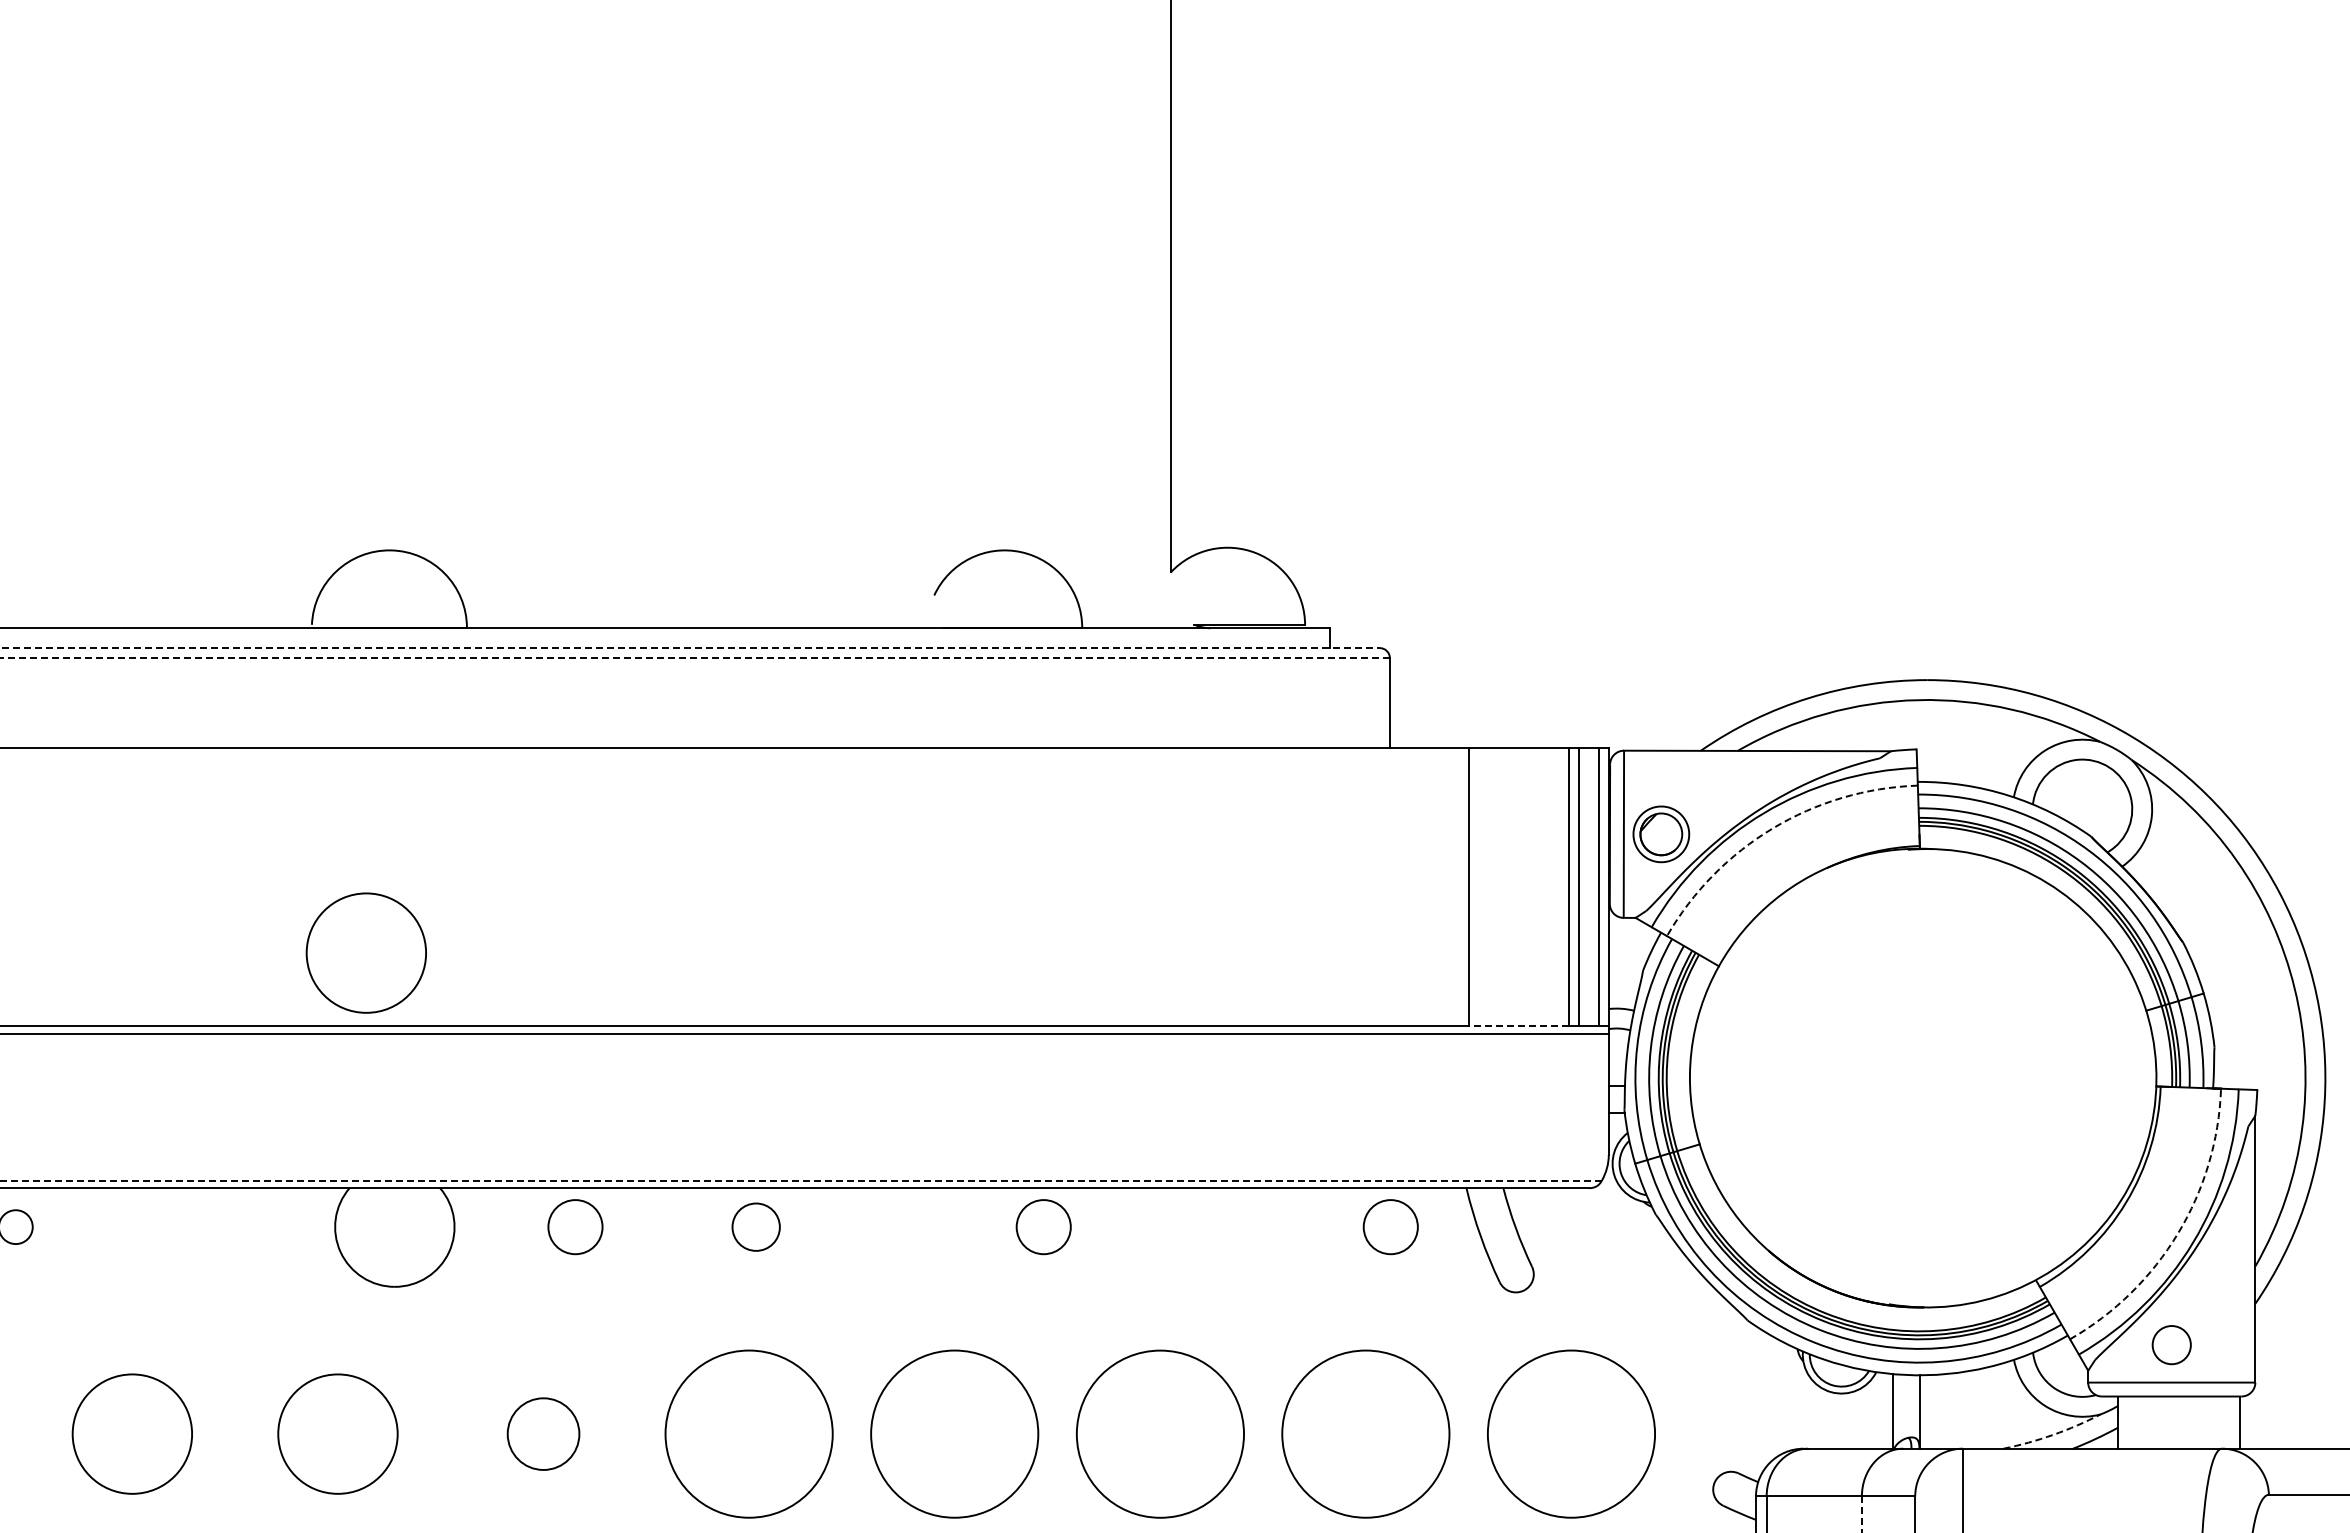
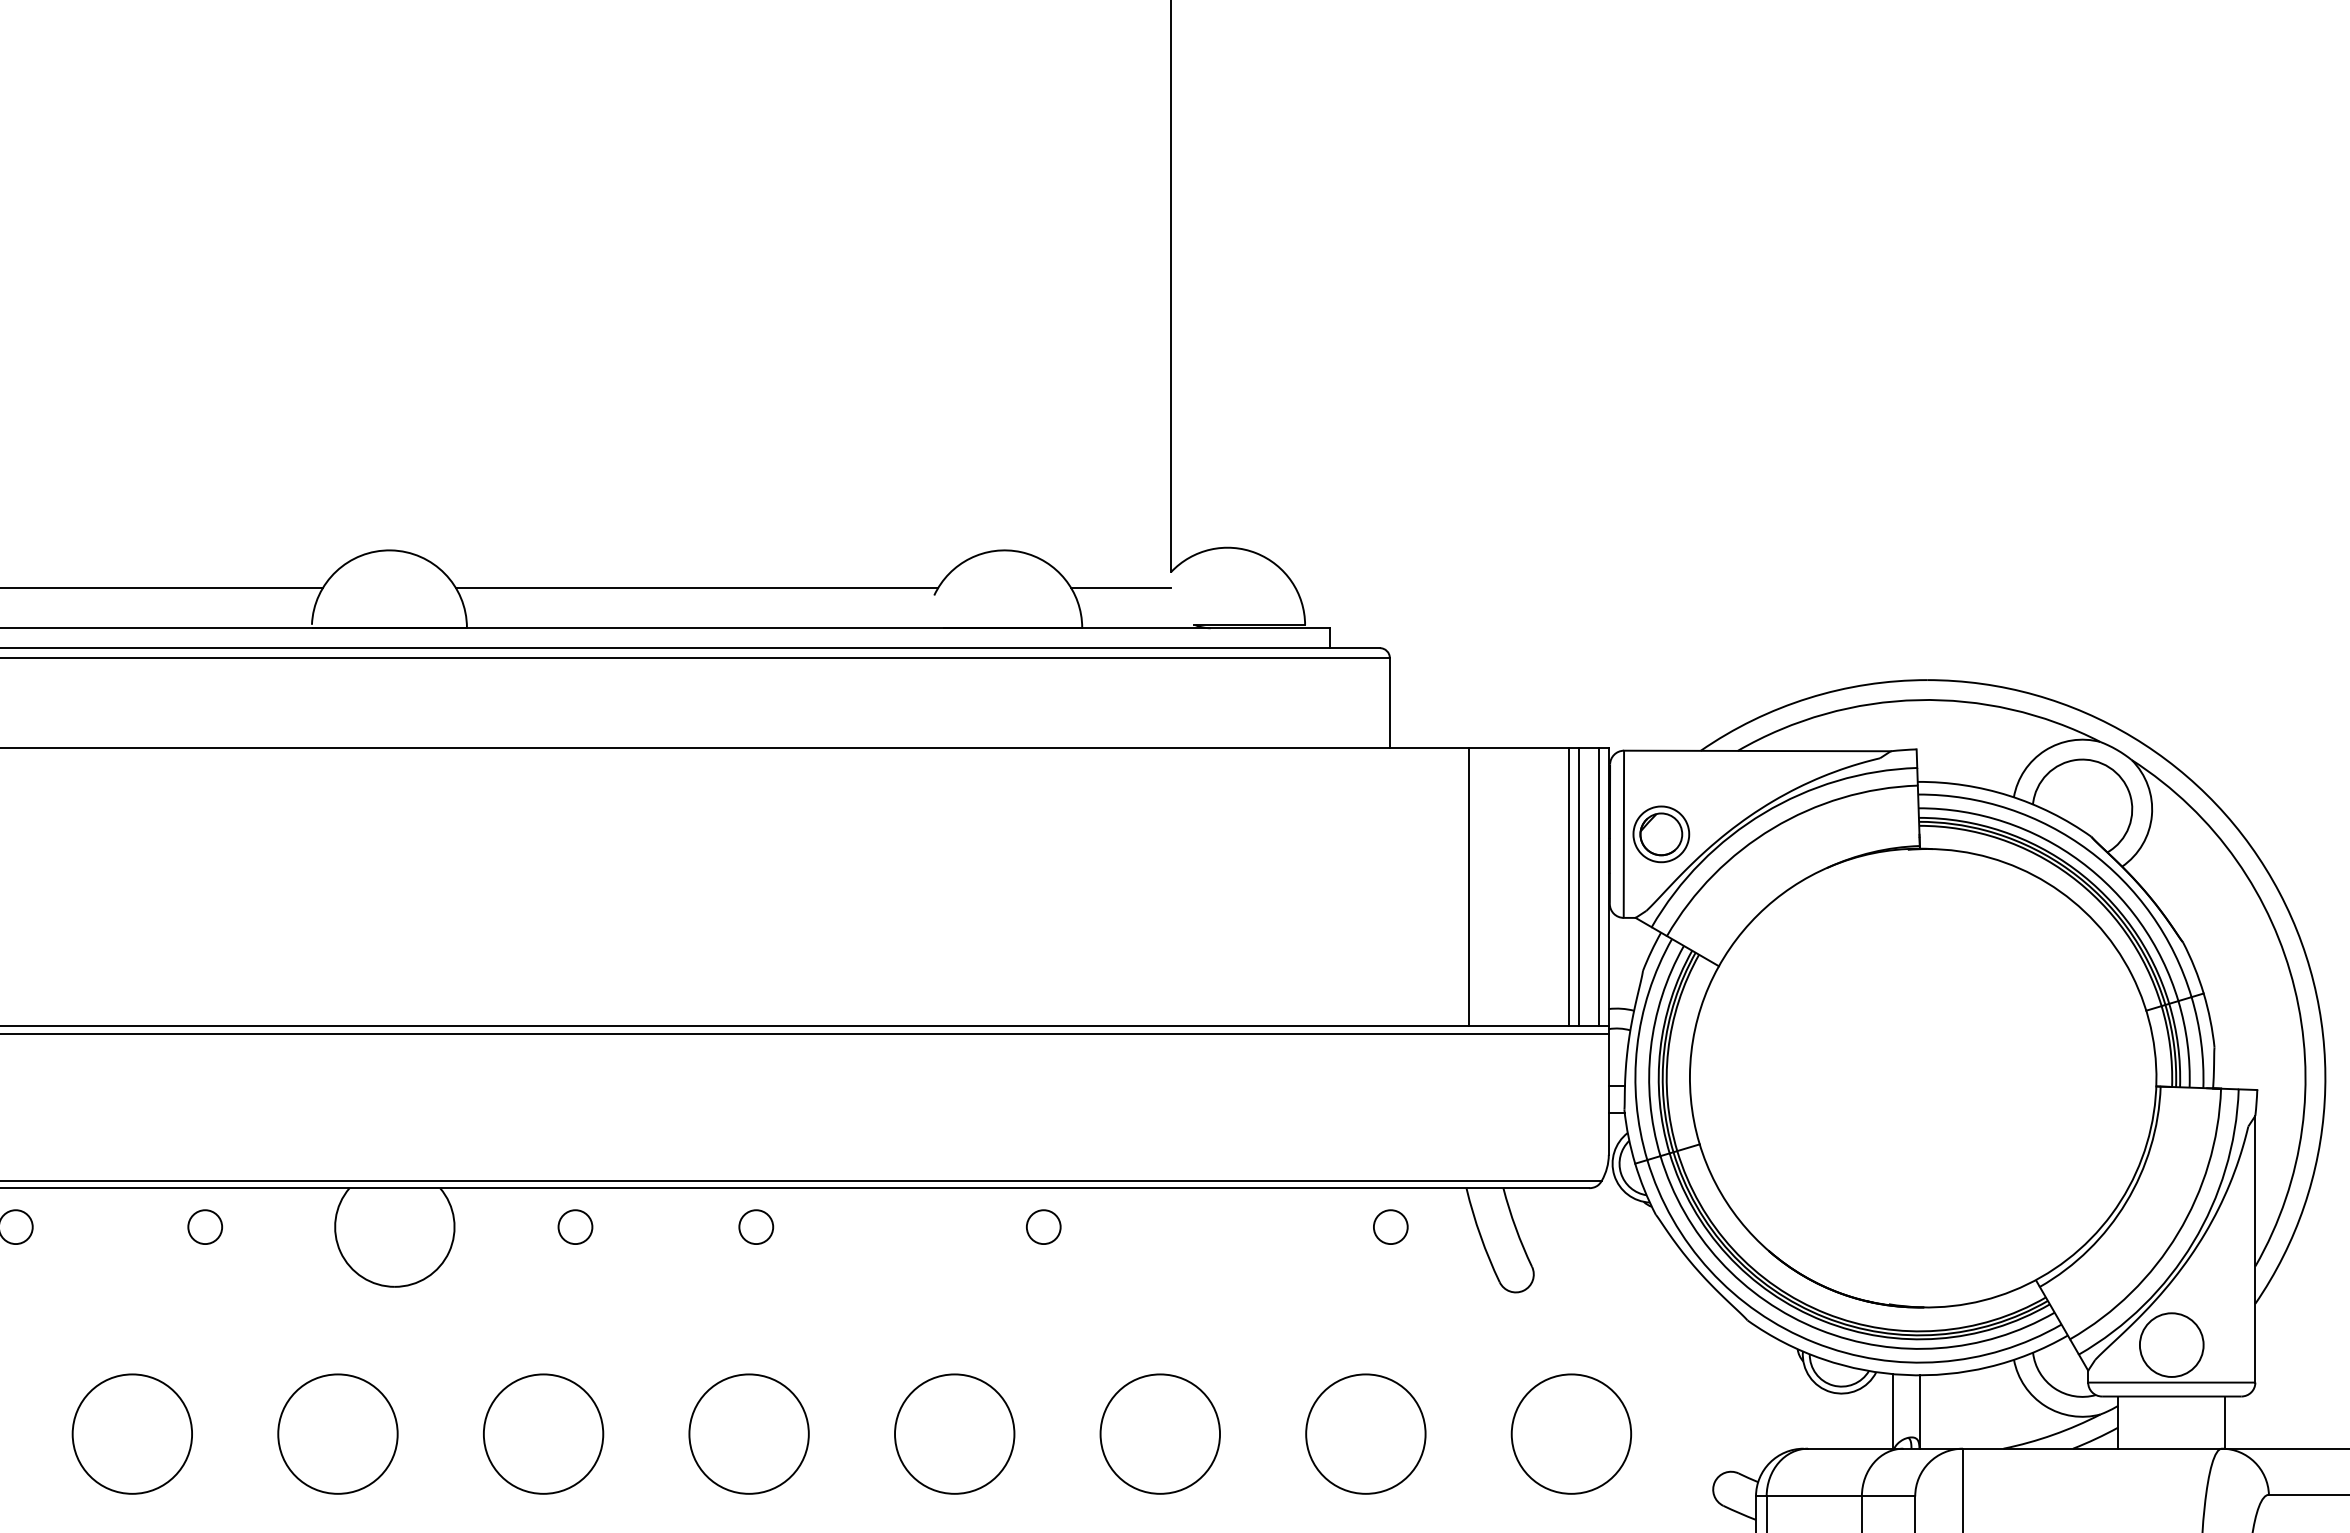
line: none -> present (162, 588)
line: none -> present (696, 588)
line: none -> present (1120, 588)
line: dashed -> solid (690, 648)
line: dashed -> solid (694, 658)
arc: dashed -> solid (1772, 828)
circle: present -> none (365, 952)
line: dashed -> solid (1519, 1026)
line: dashed -> solid (800, 1180)
circle: none -> present (205, 1226)
circle size: 50x50 px -> 37x36 px (756, 1226)
circle diameter: 54 px -> 34 px (575, 1227)
circle diameter: 54 px -> 34 px (1043, 1227)
circle diameter: 54 px -> 34 px (1390, 1227)
arc: dashed -> solid (2178, 1233)
circle diameter: 38 px -> 64 px (2171, 1344)
line position: (2240, 1422) -> (2225, 1422) (2225, 1422)
circle diameter: 72 px -> 119 px (543, 1433)
circle diameter: 167 px -> 119 px (748, 1433)
circle diameter: 167 px -> 119 px (954, 1433)
circle size: 170x170 px -> 122x122 px (1159, 1433)
circle diameter: 167 px -> 119 px (1365, 1433)
circle diameter: 167 px -> 119 px (1571, 1433)
arc: dashed -> solid (2053, 1434)
line: dashed -> solid (1861, 1514)
